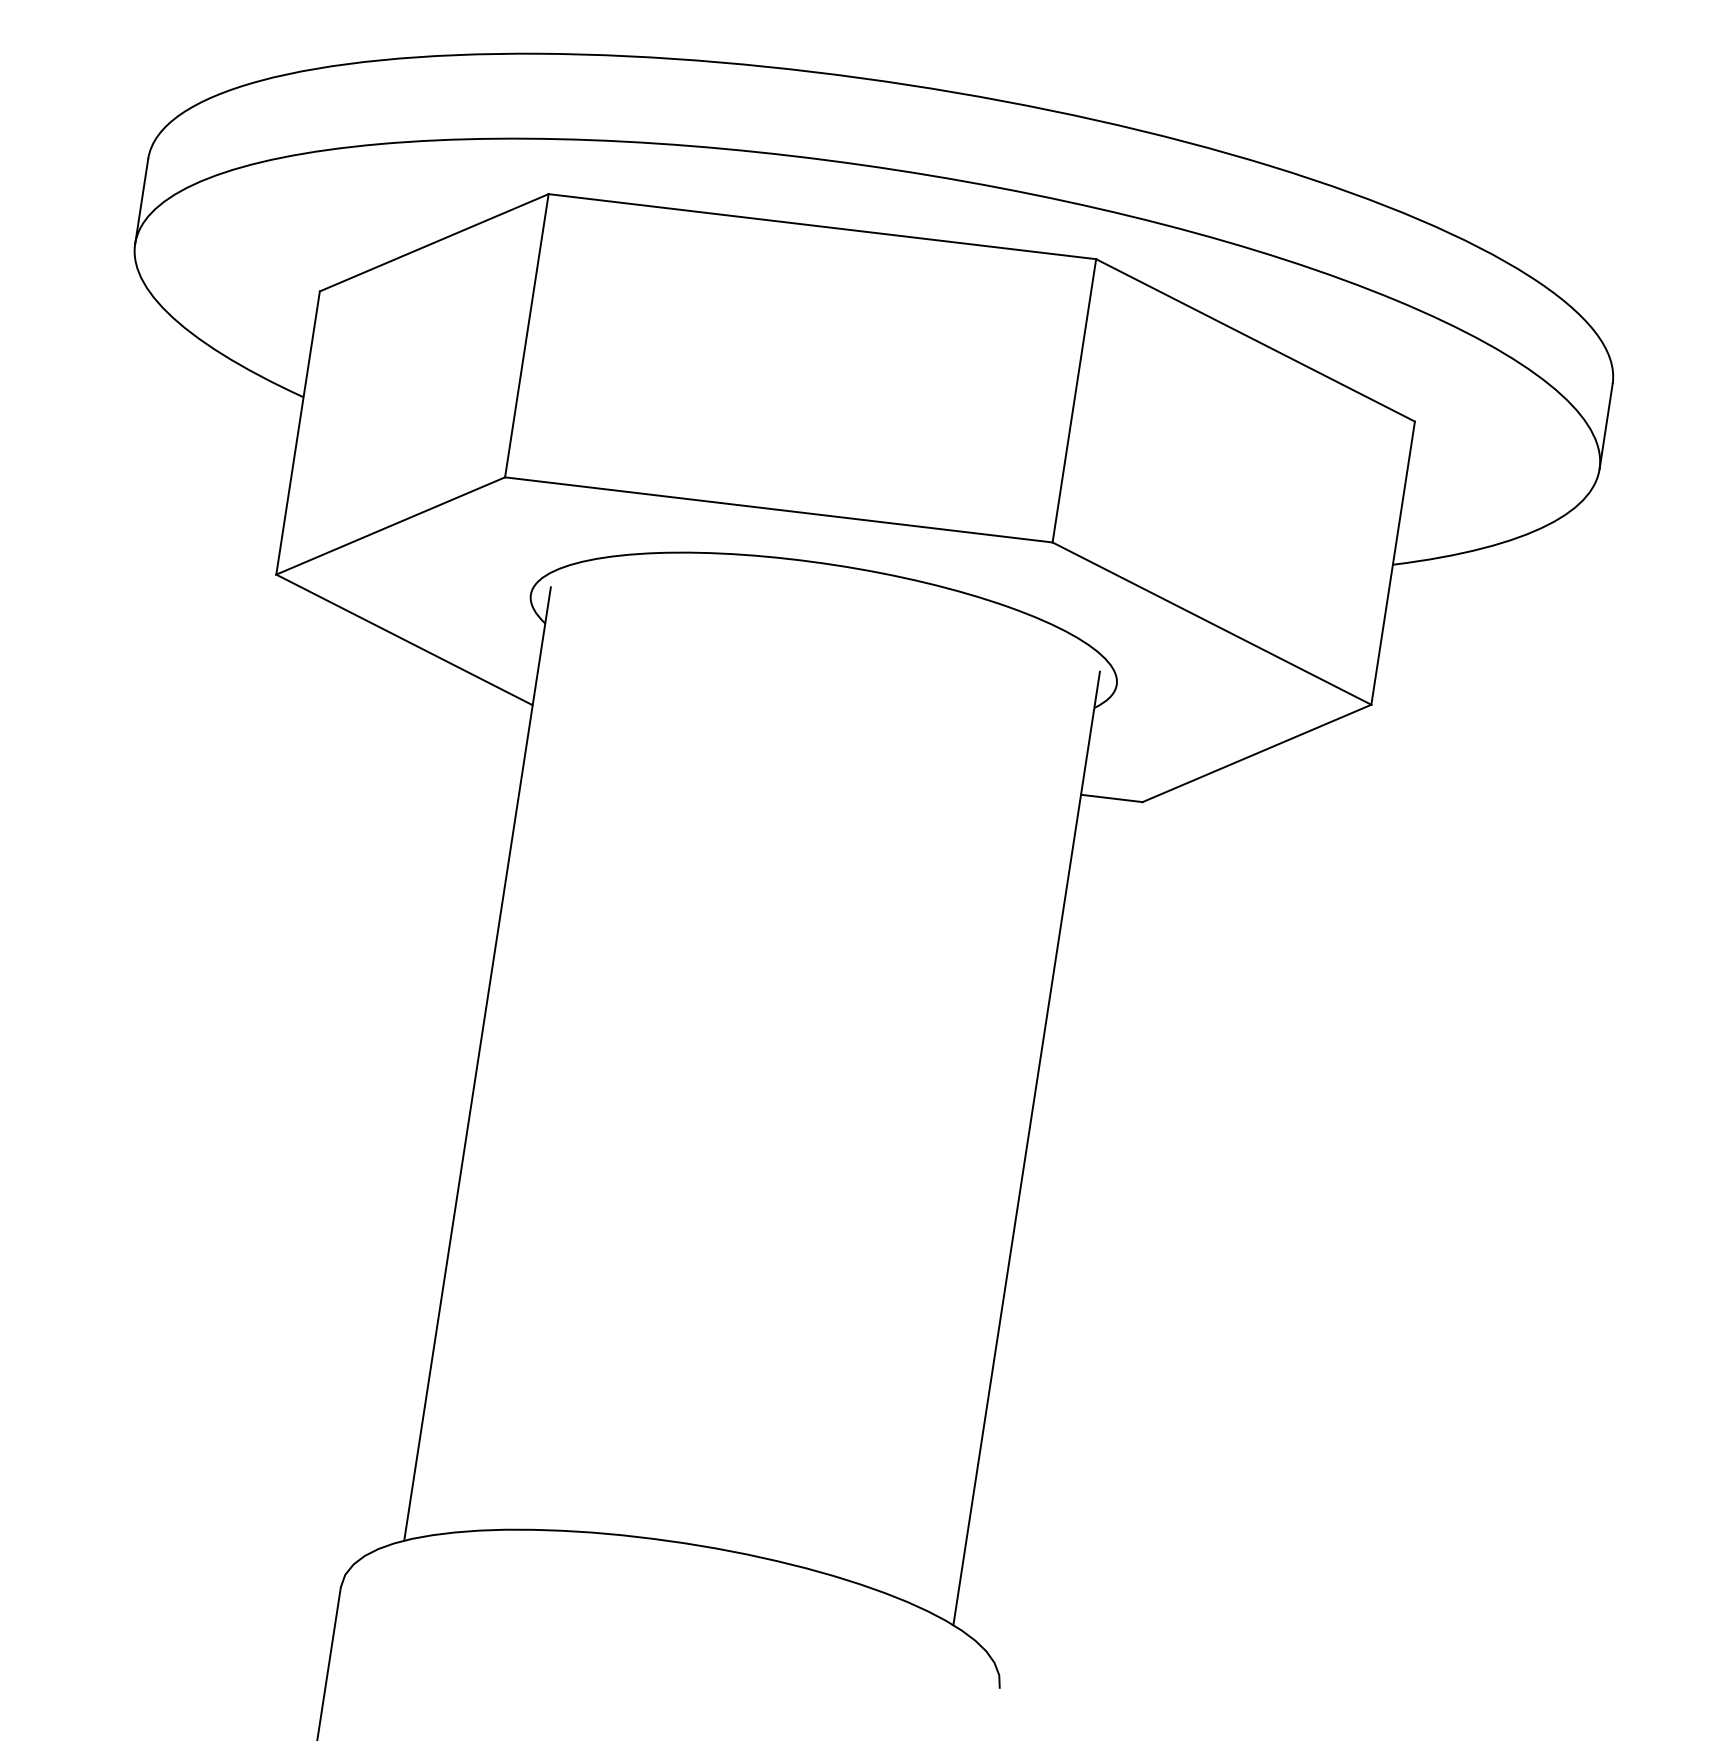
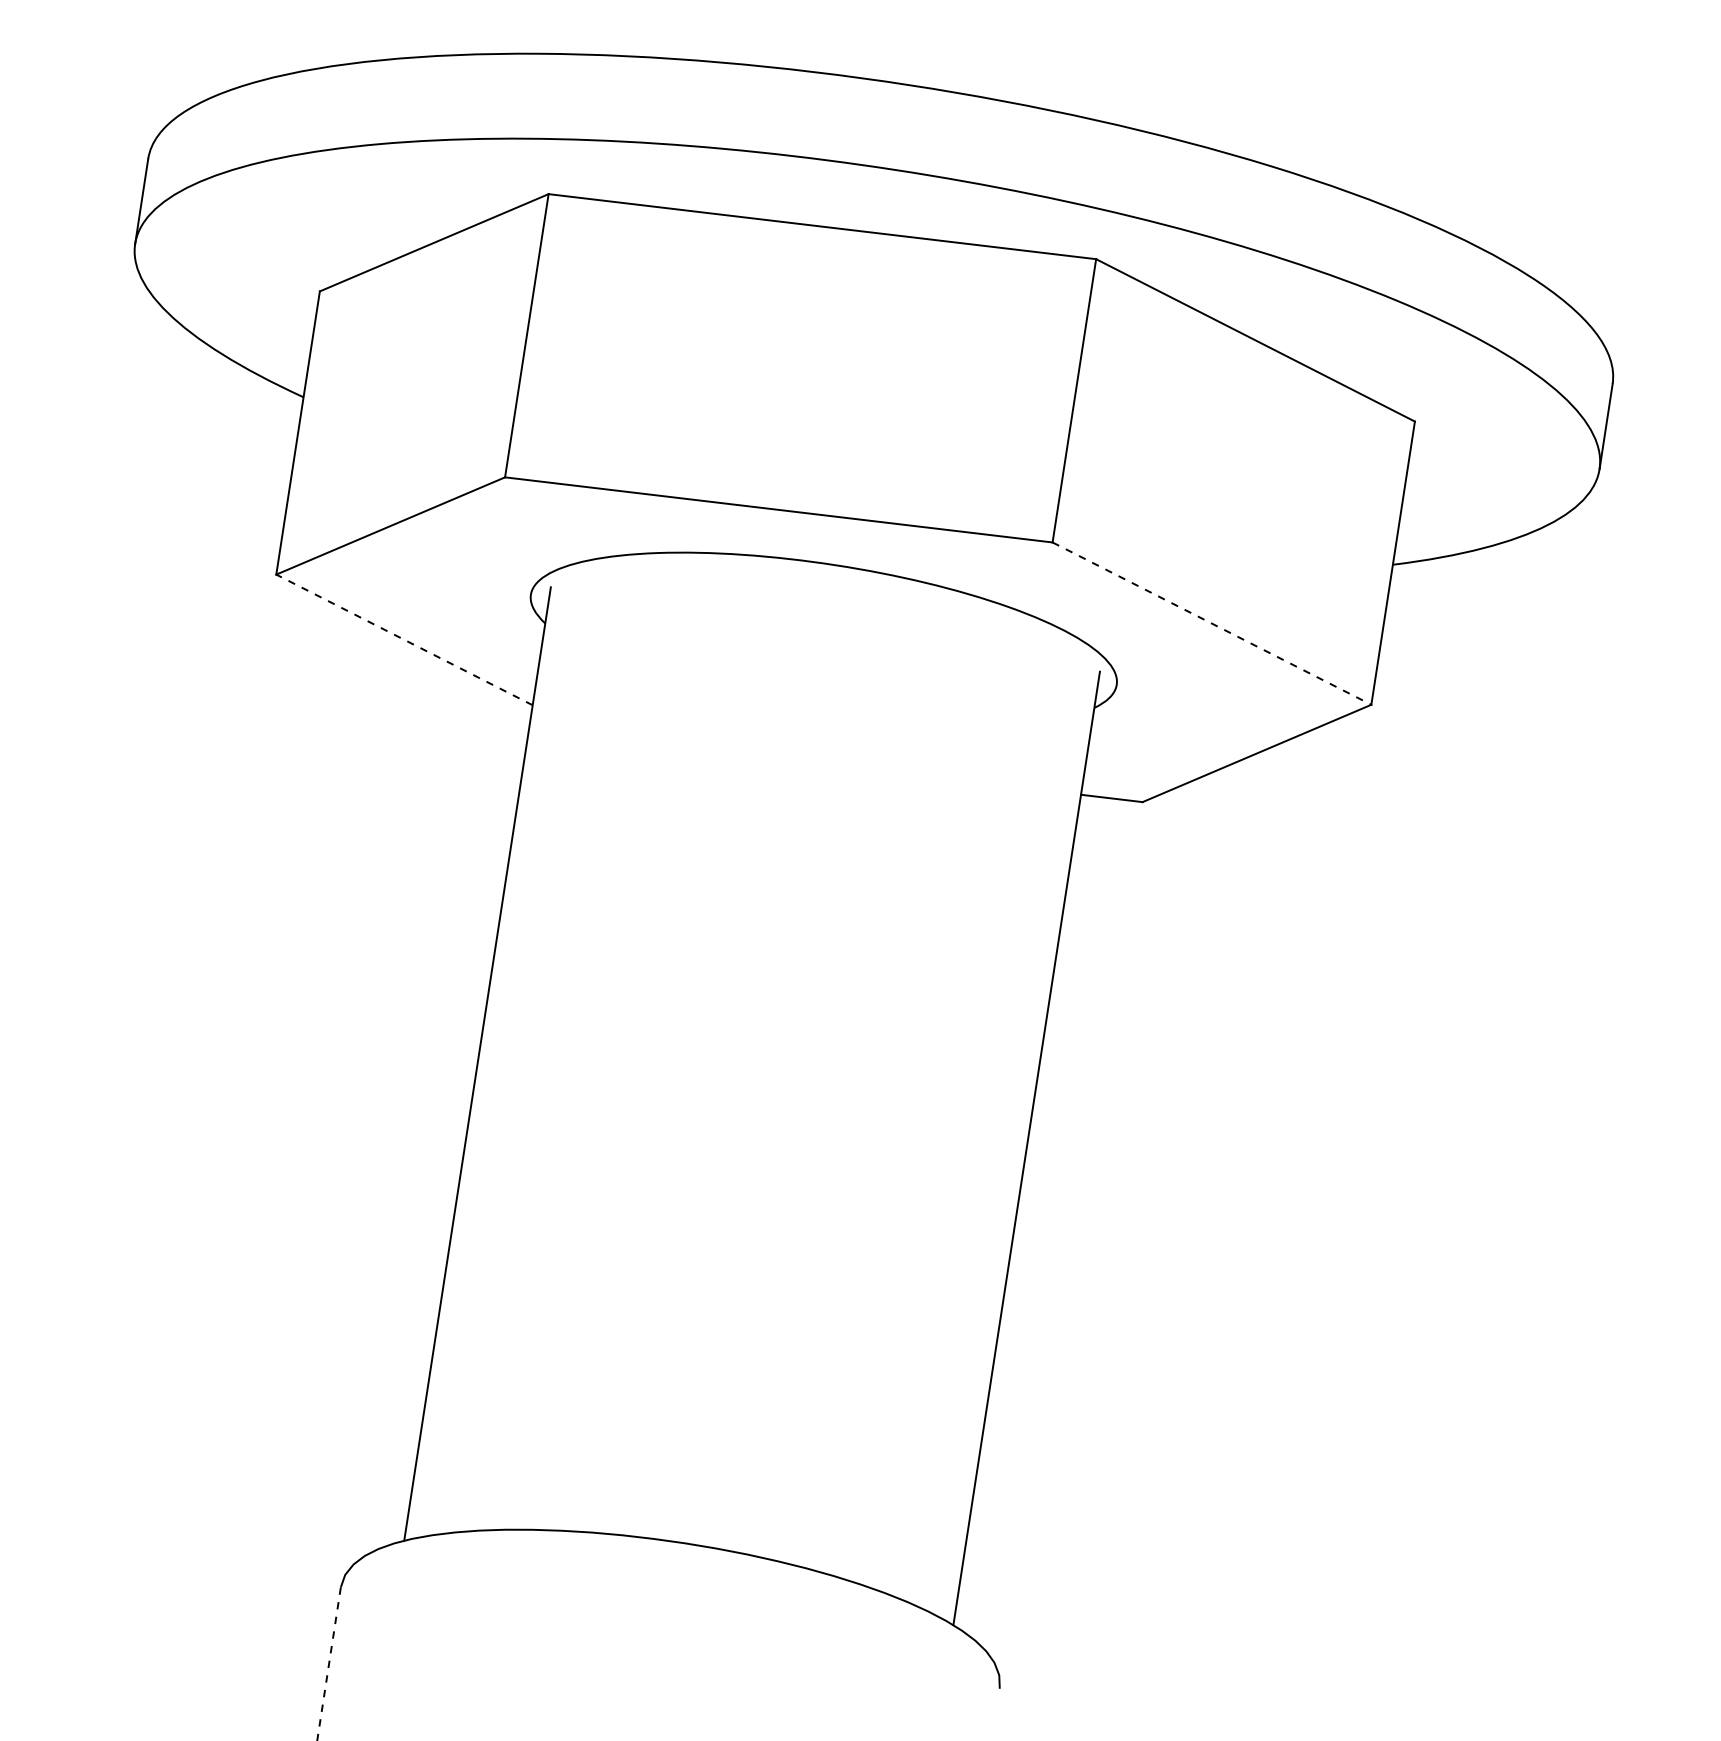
line: solid -> dashed (1211, 623)
line: solid -> dashed (404, 639)
line: solid -> dashed (328, 1664)
